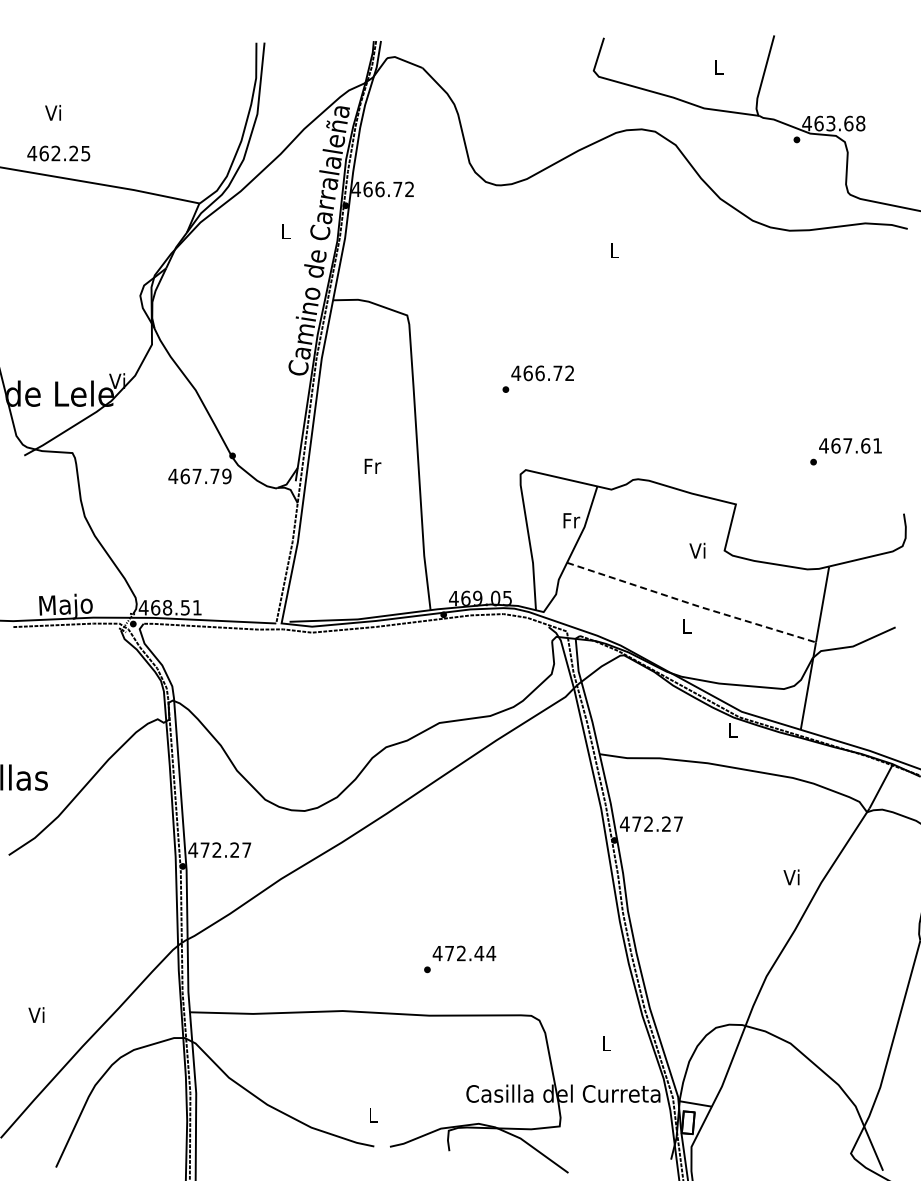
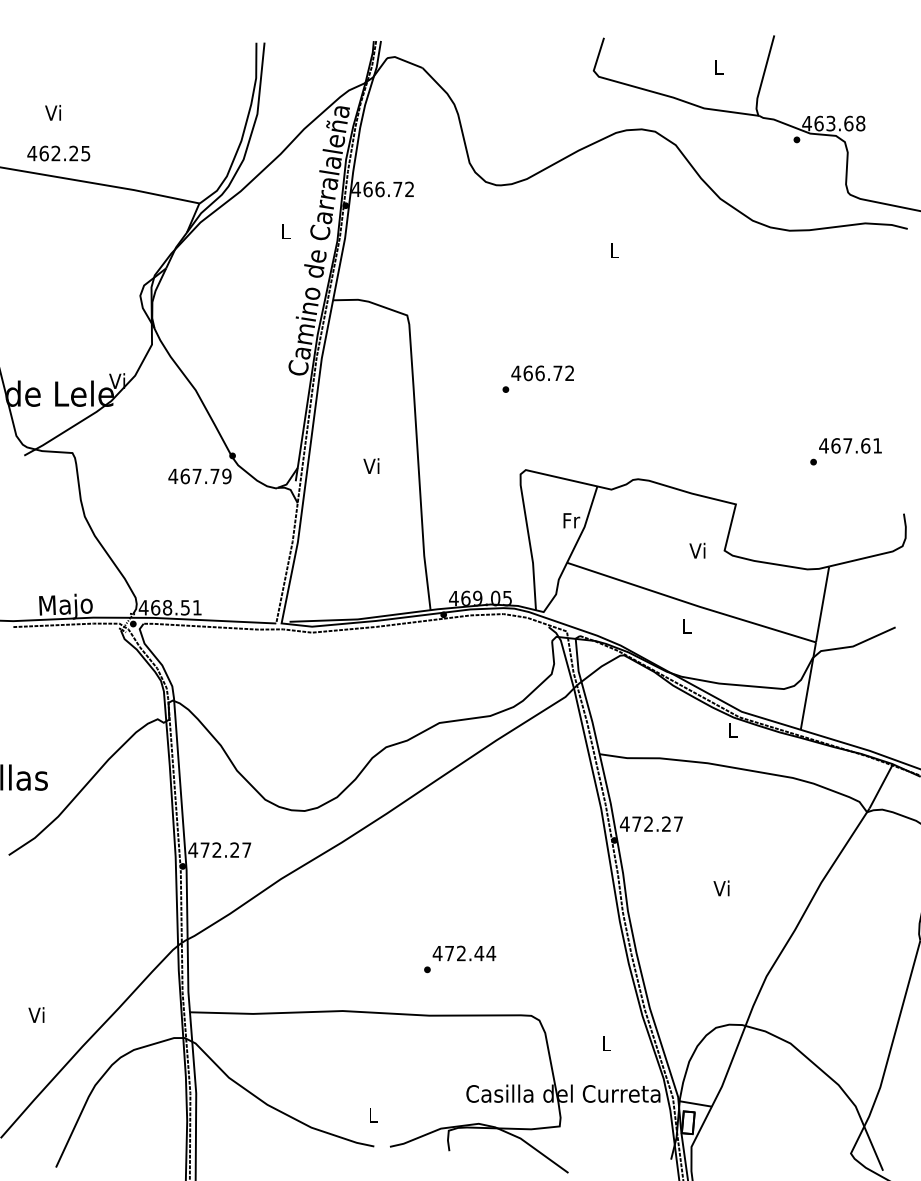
text: Fr -> Vi (372, 465)
line: dashed -> solid (692, 604)
text position: (791, 877) -> (721, 888) (721, 888)
